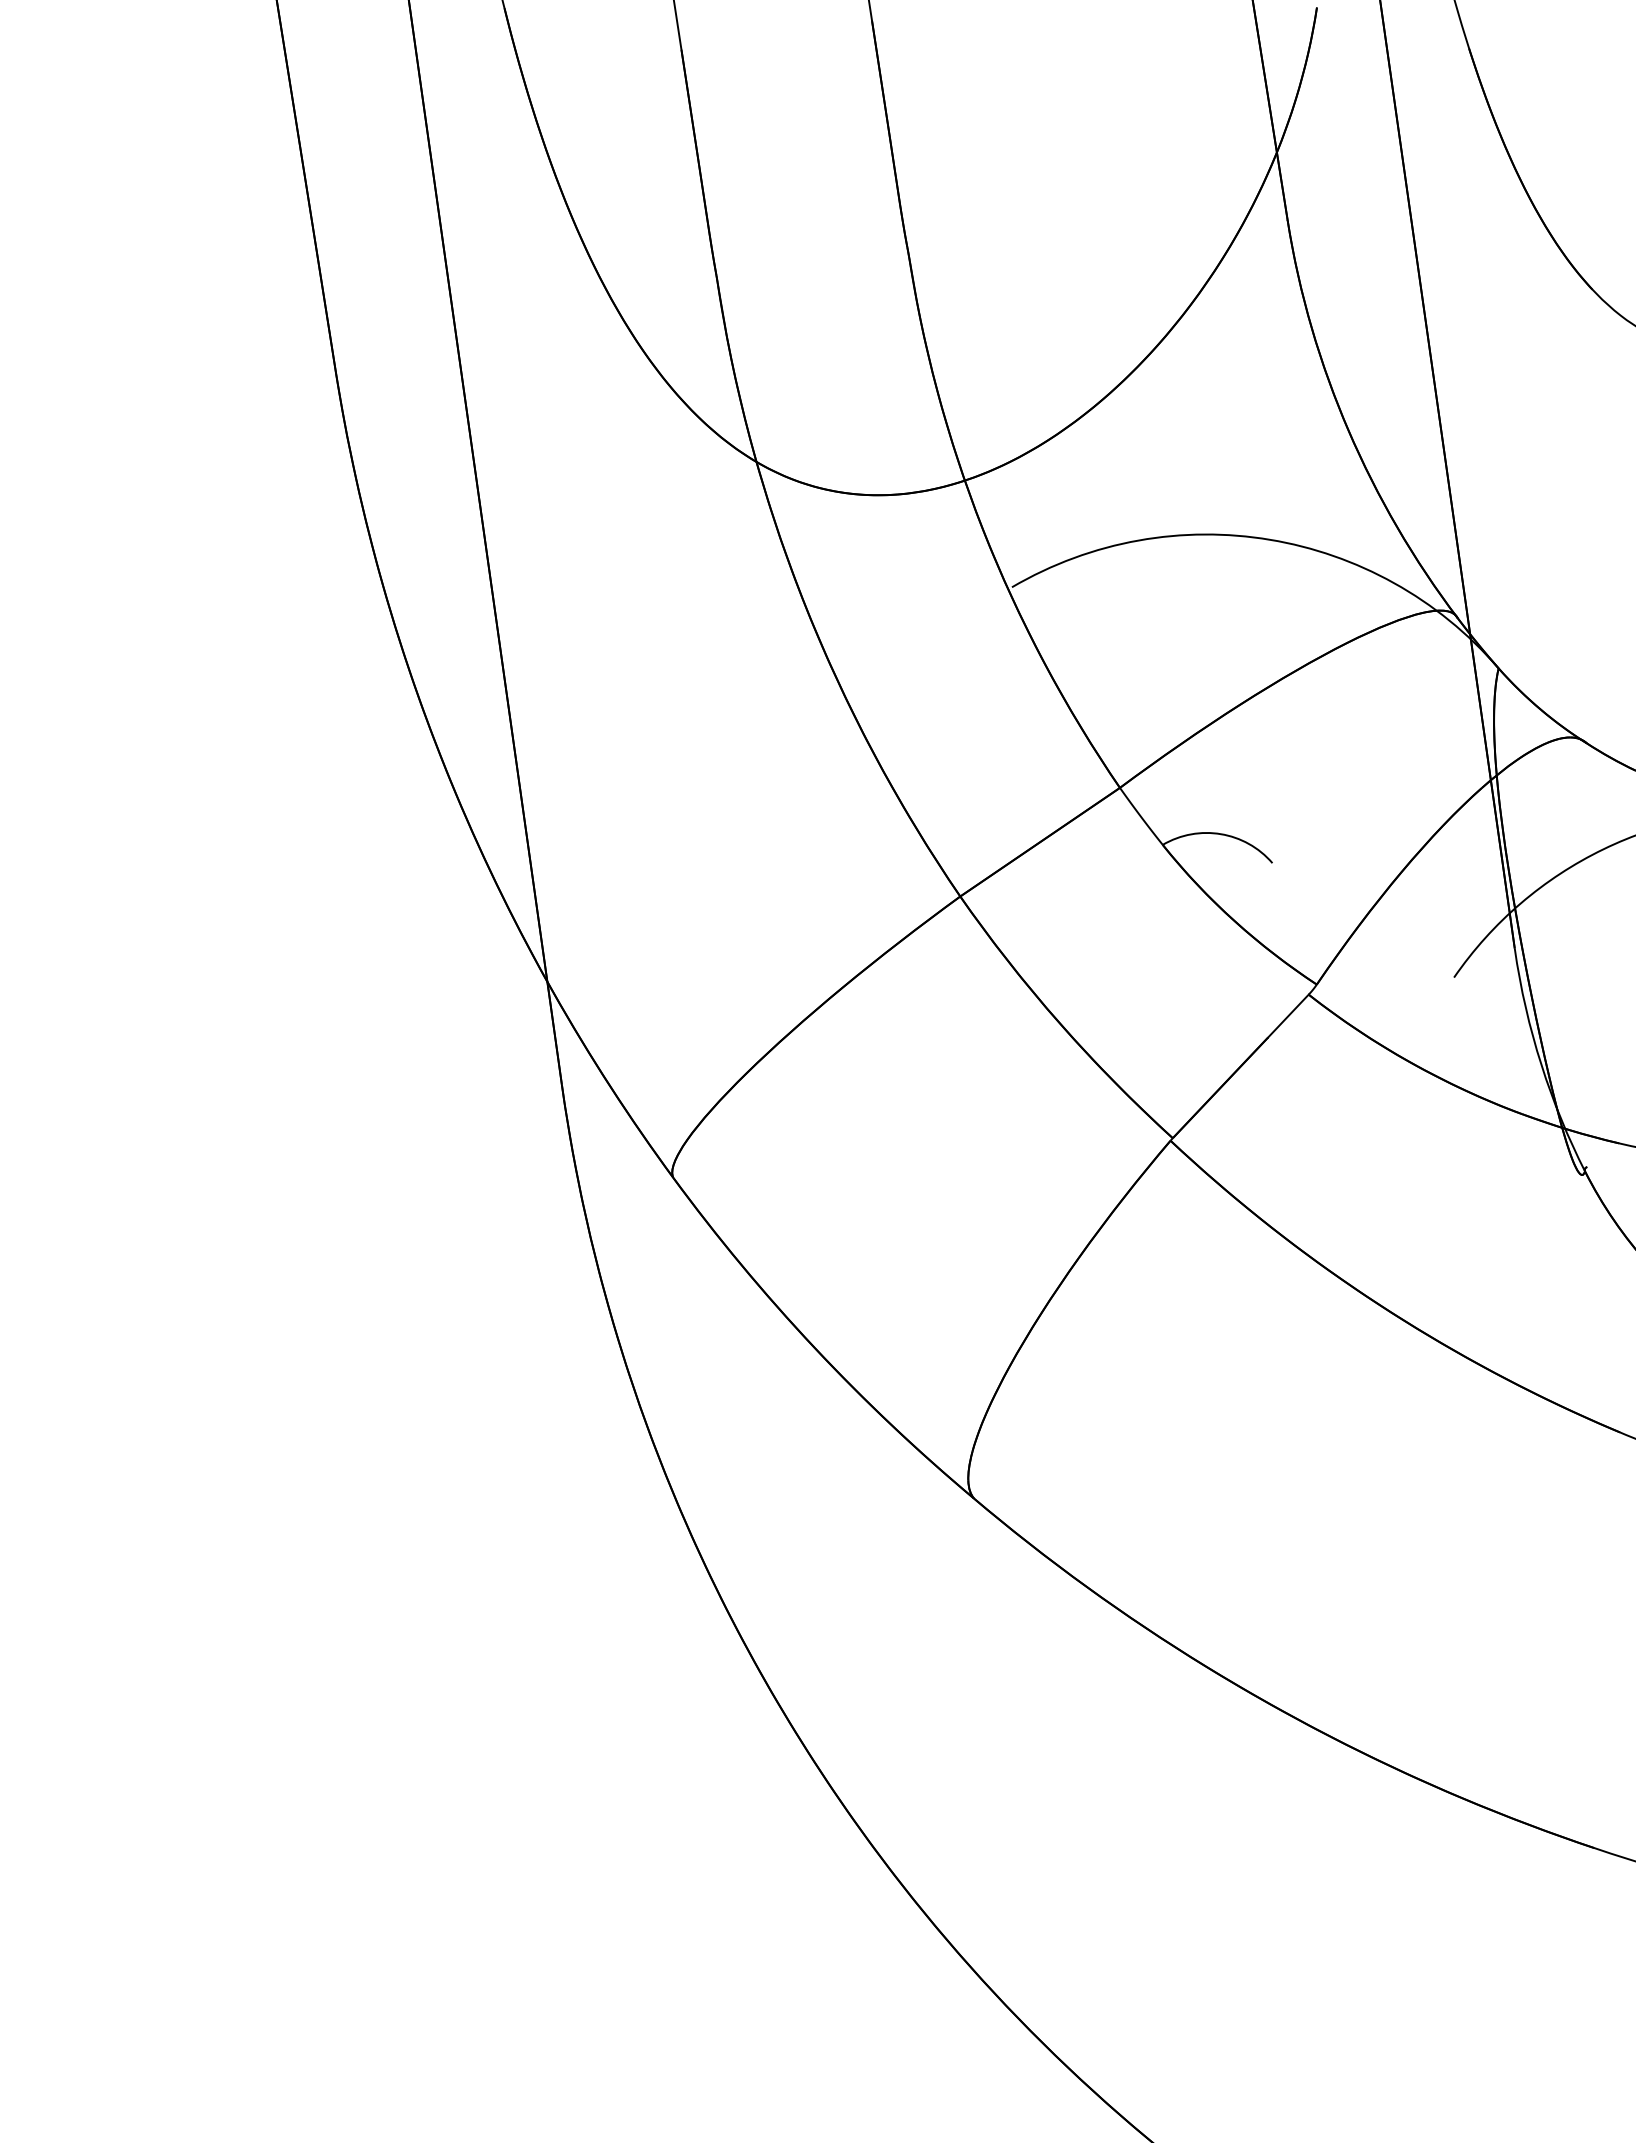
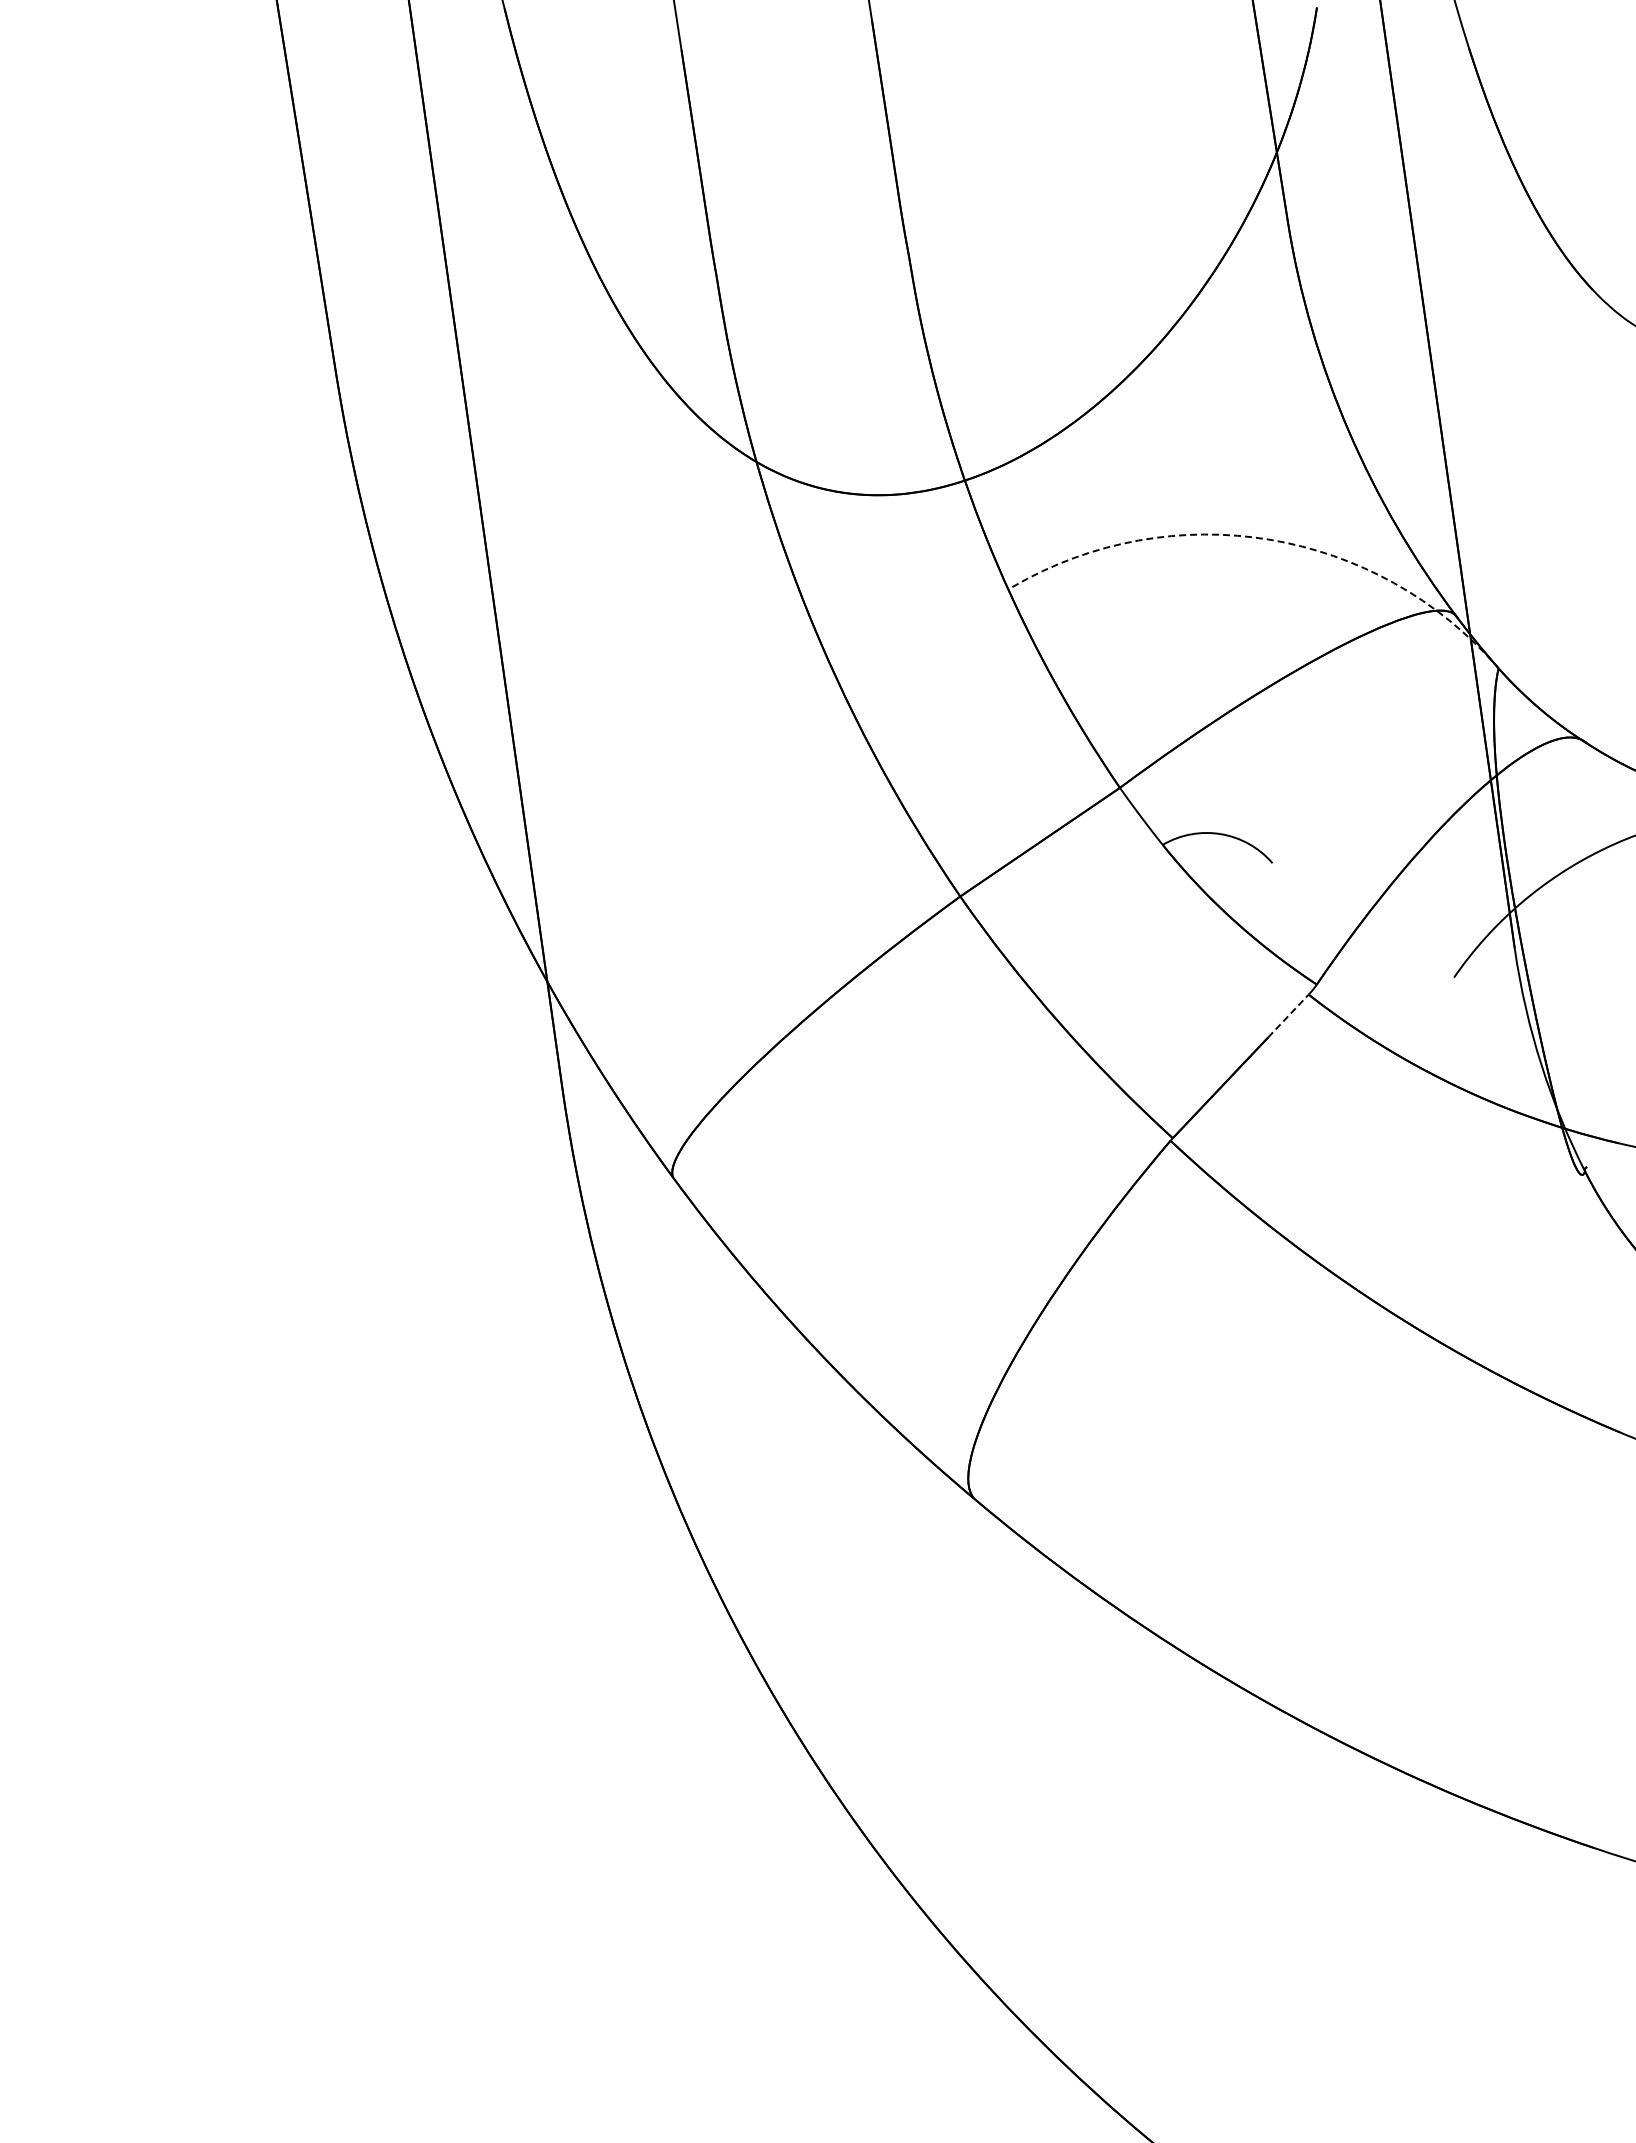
arc: solid -> dashed (1270, 539)
line: solid -> dashed (1288, 1015)
